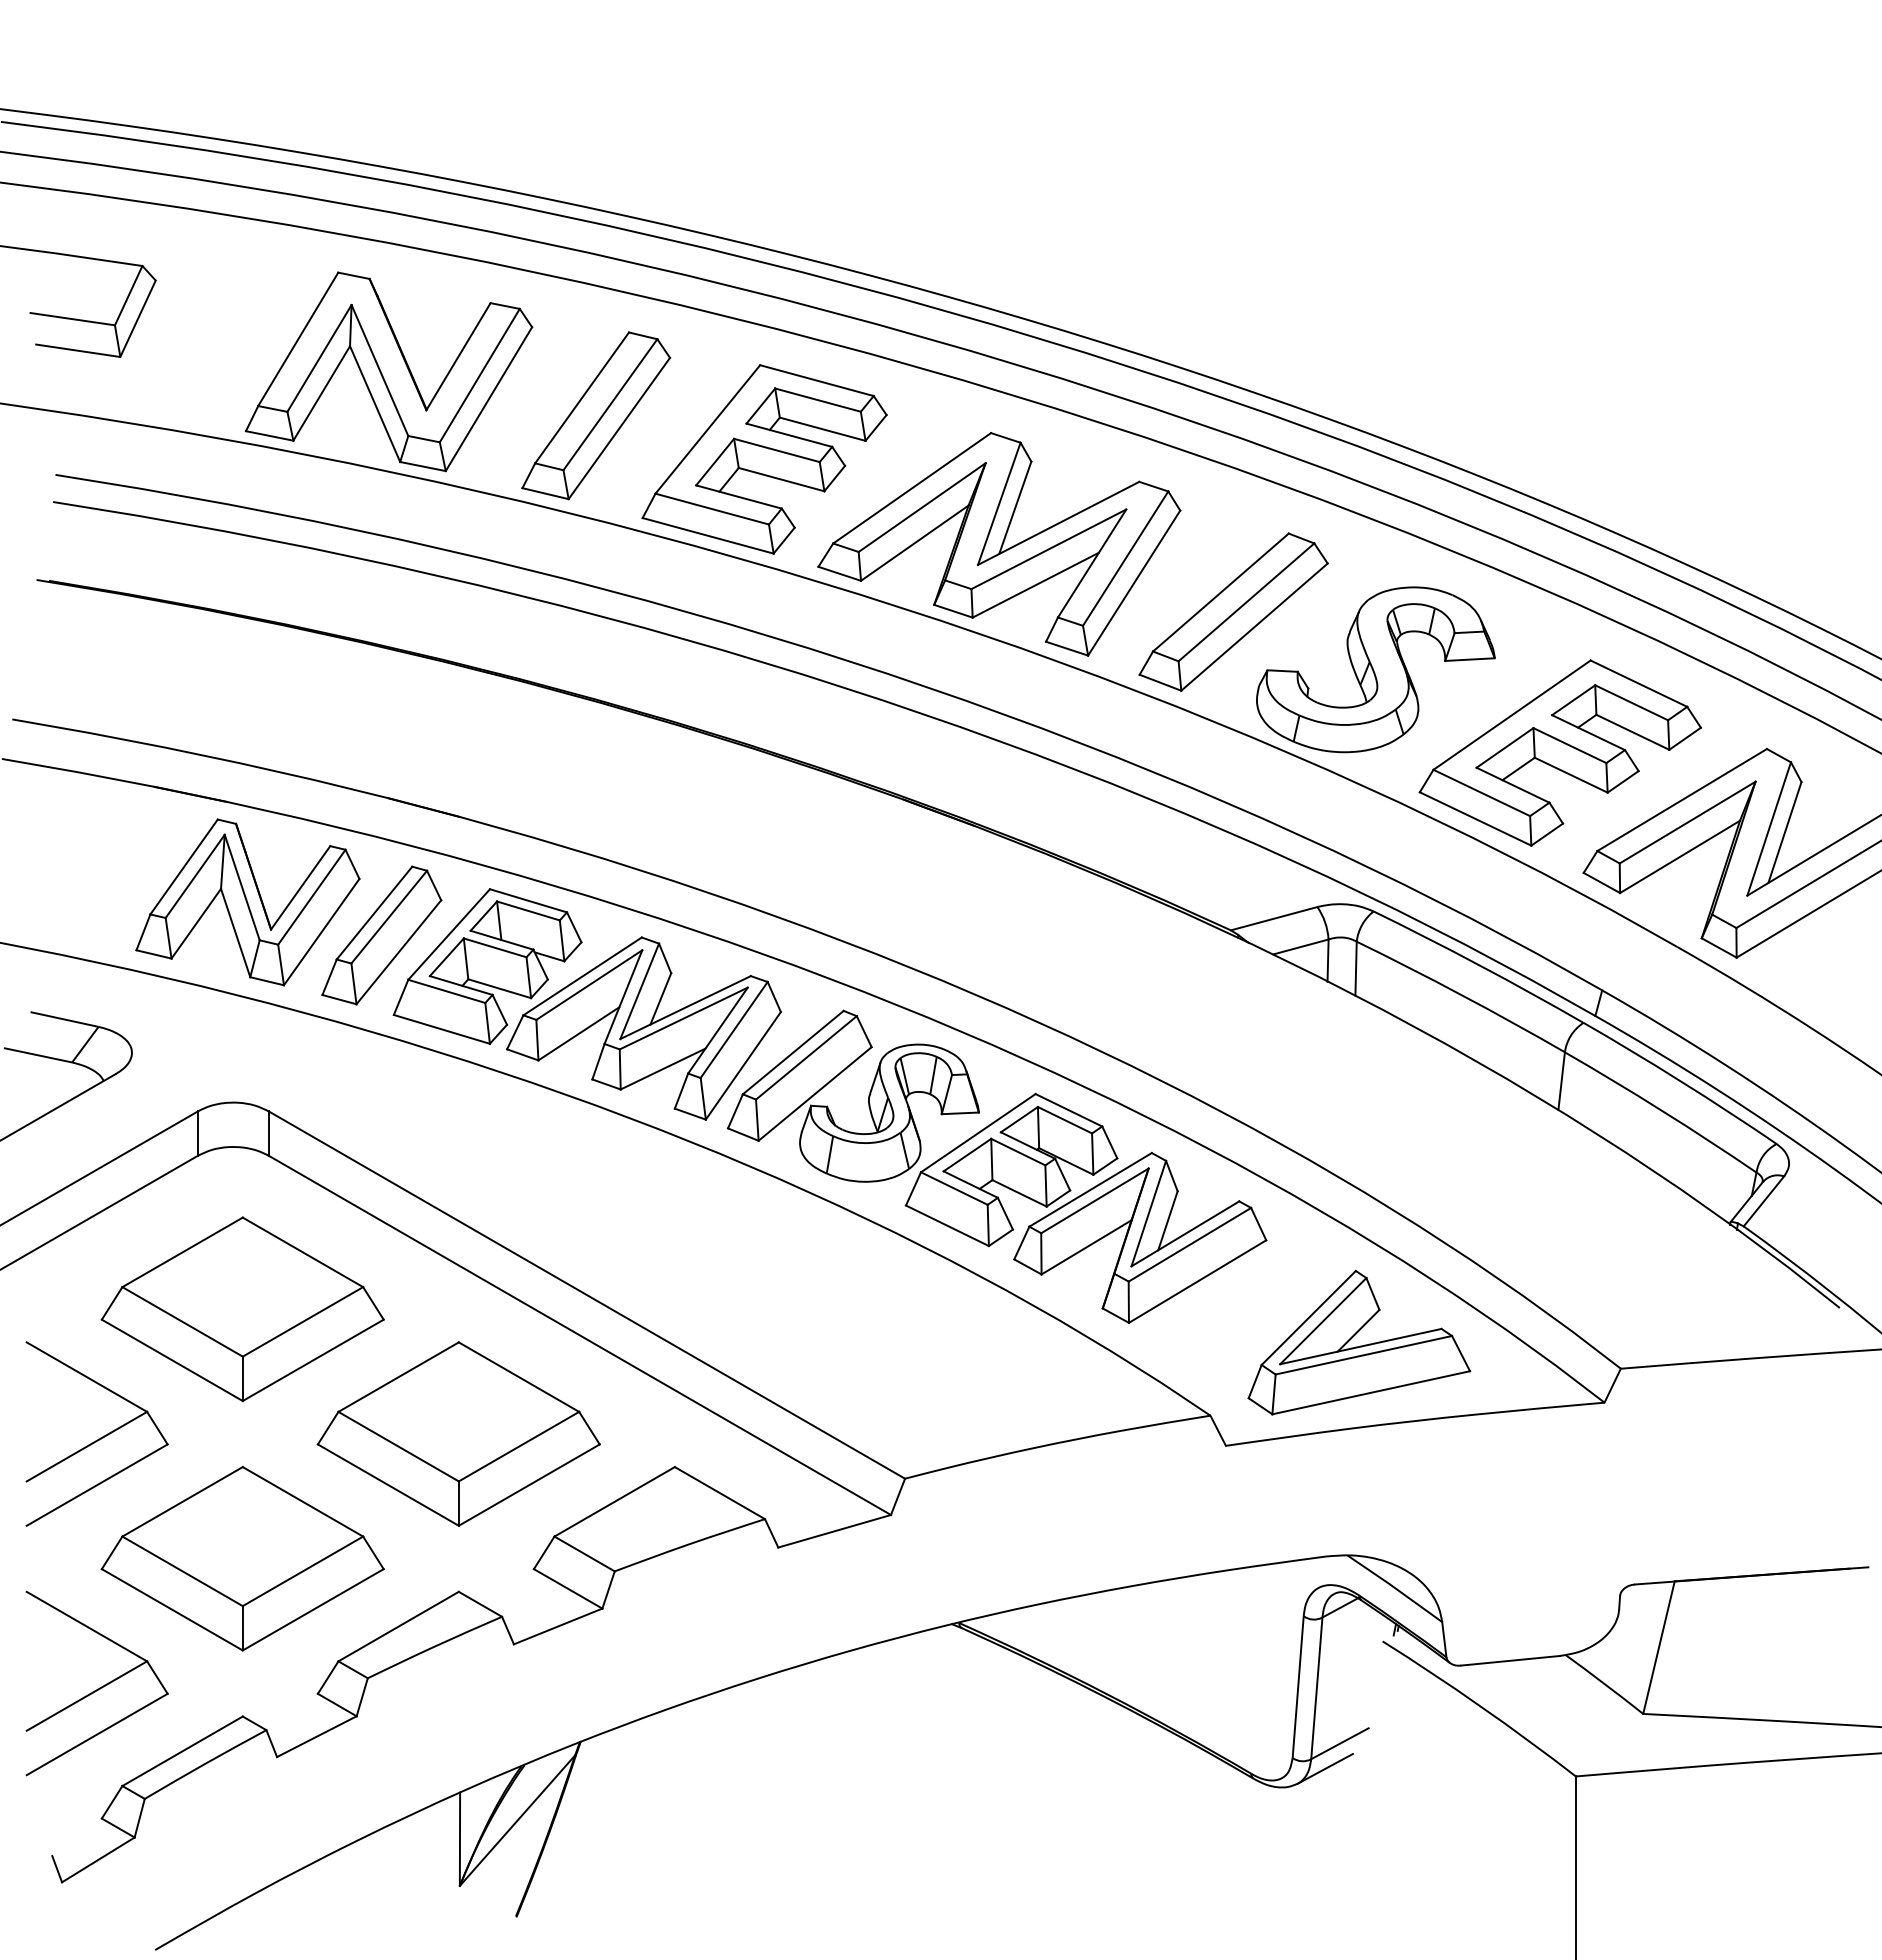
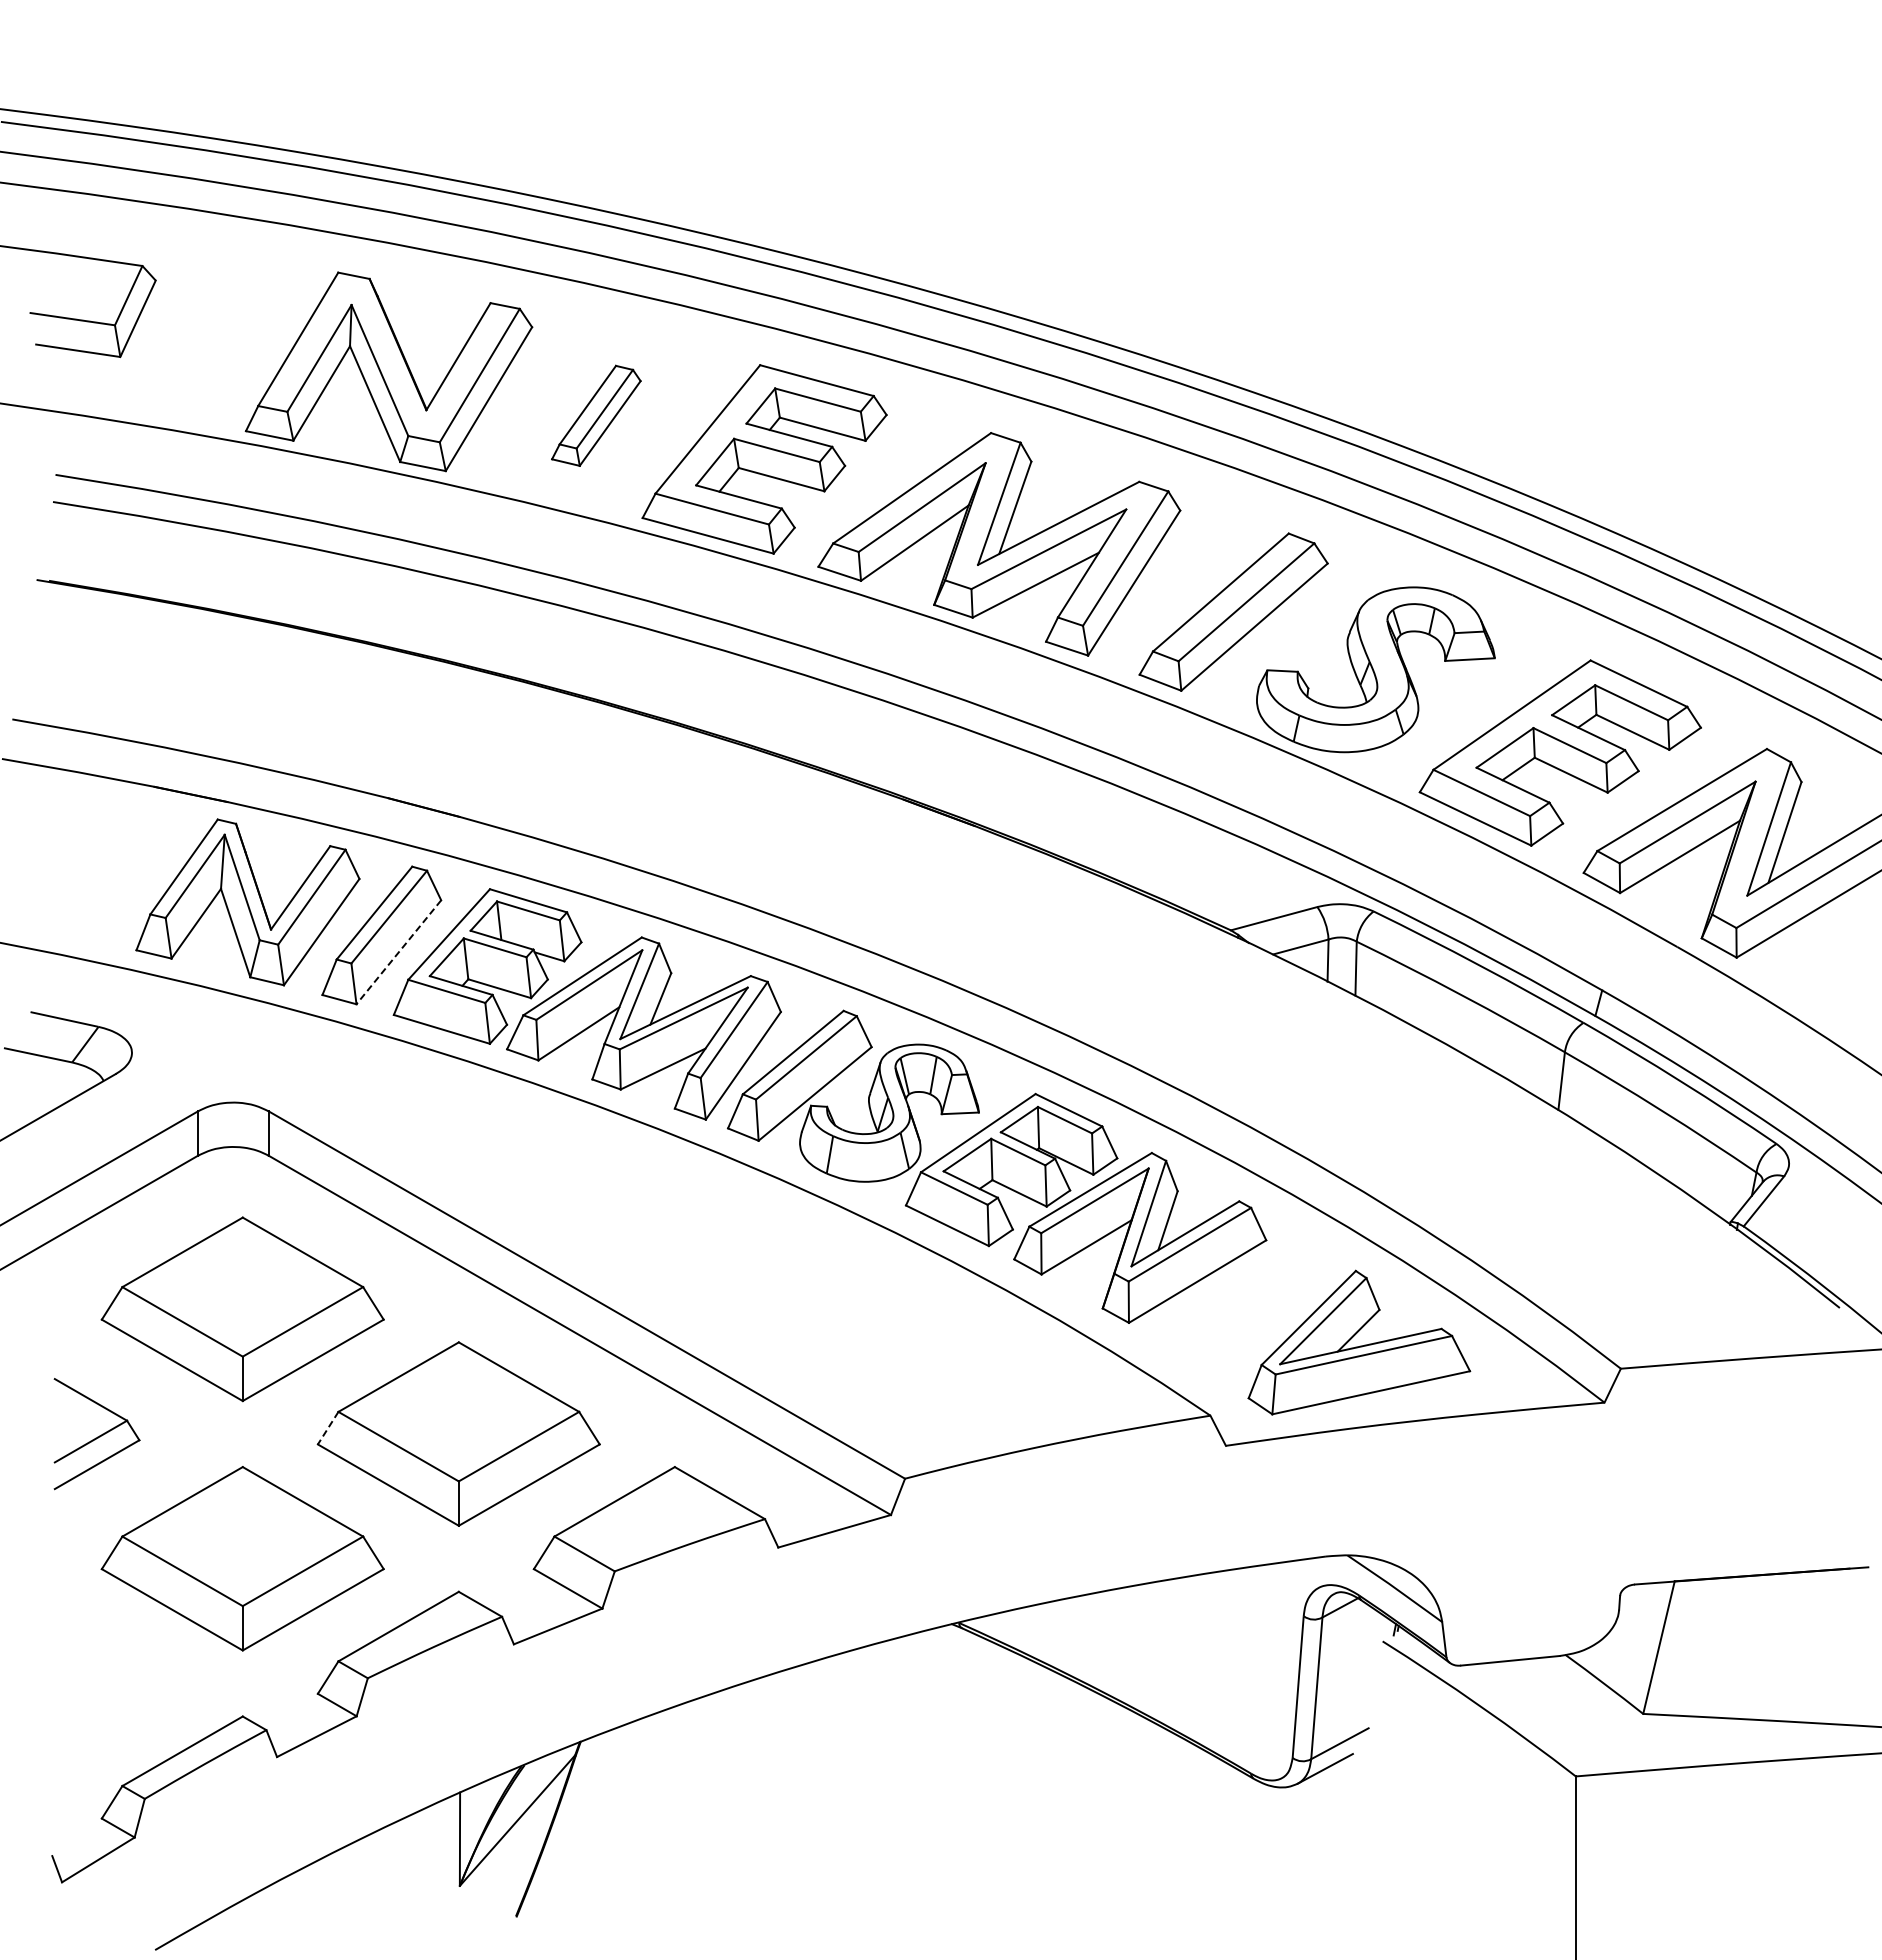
part size: 151x170 px -> 91x103 px (596, 415)
line: solid -> dashed (398, 952)
line: solid -> dashed (327, 1428)
part size: 144x186 px -> 88x113 px (96, 1434)
part: present -> none (96, 1683)
